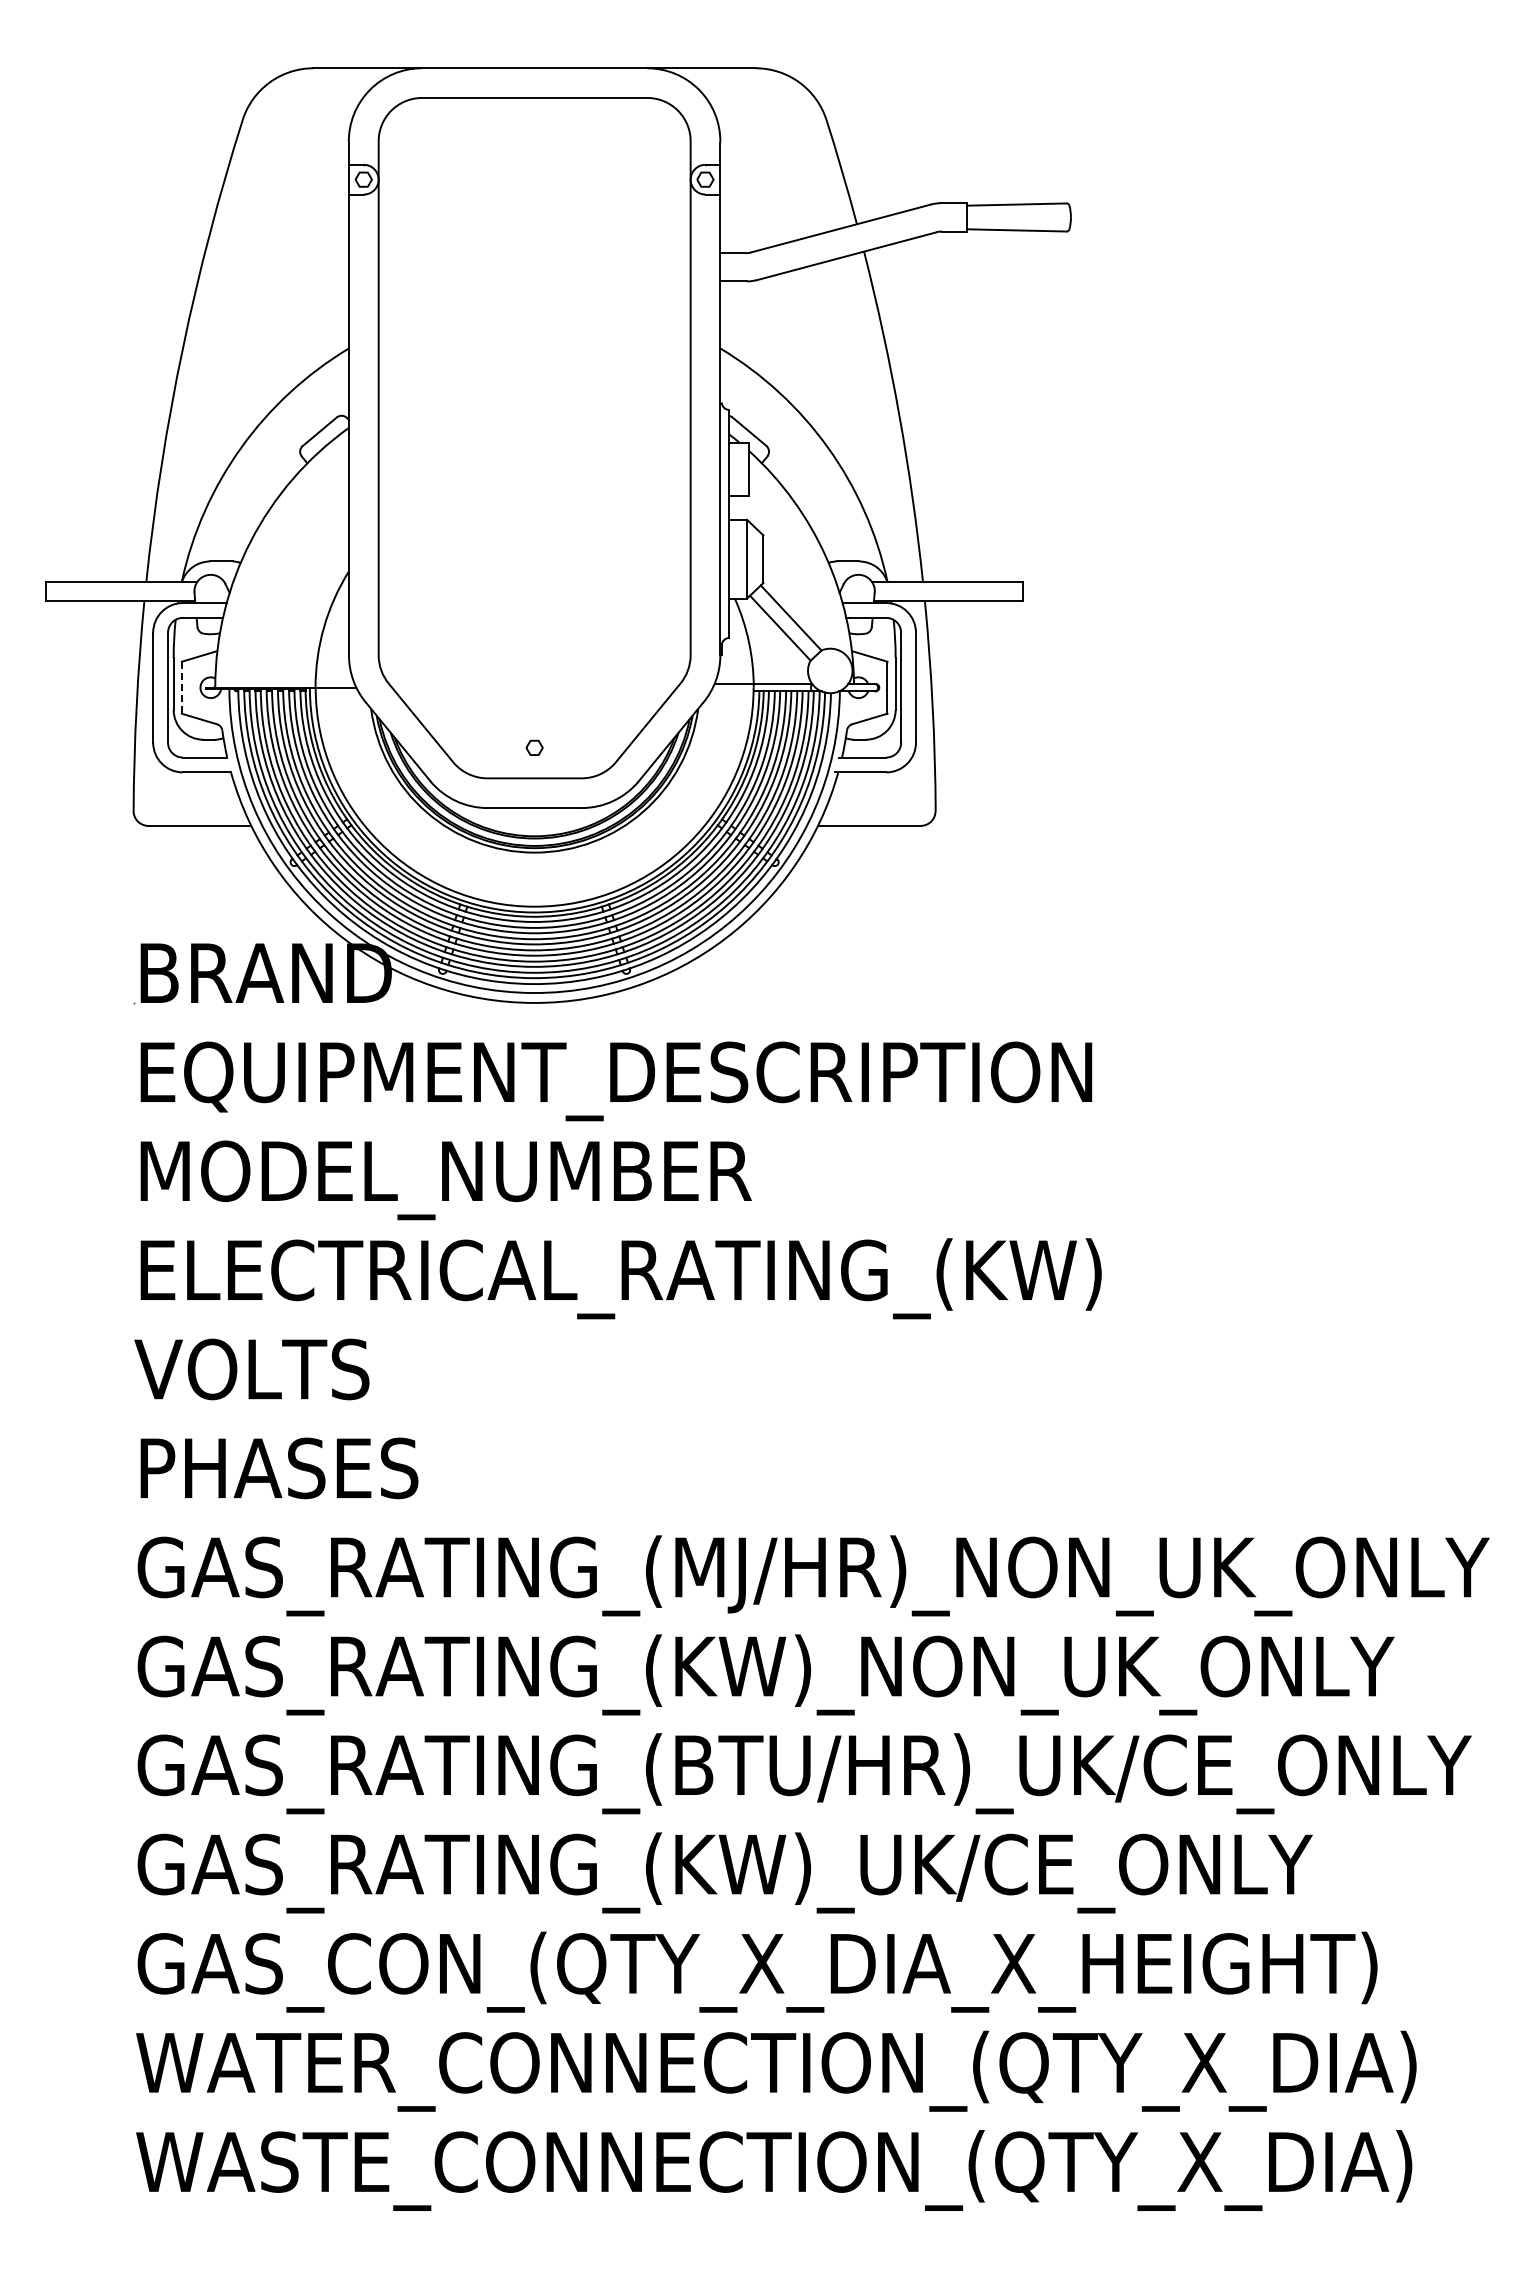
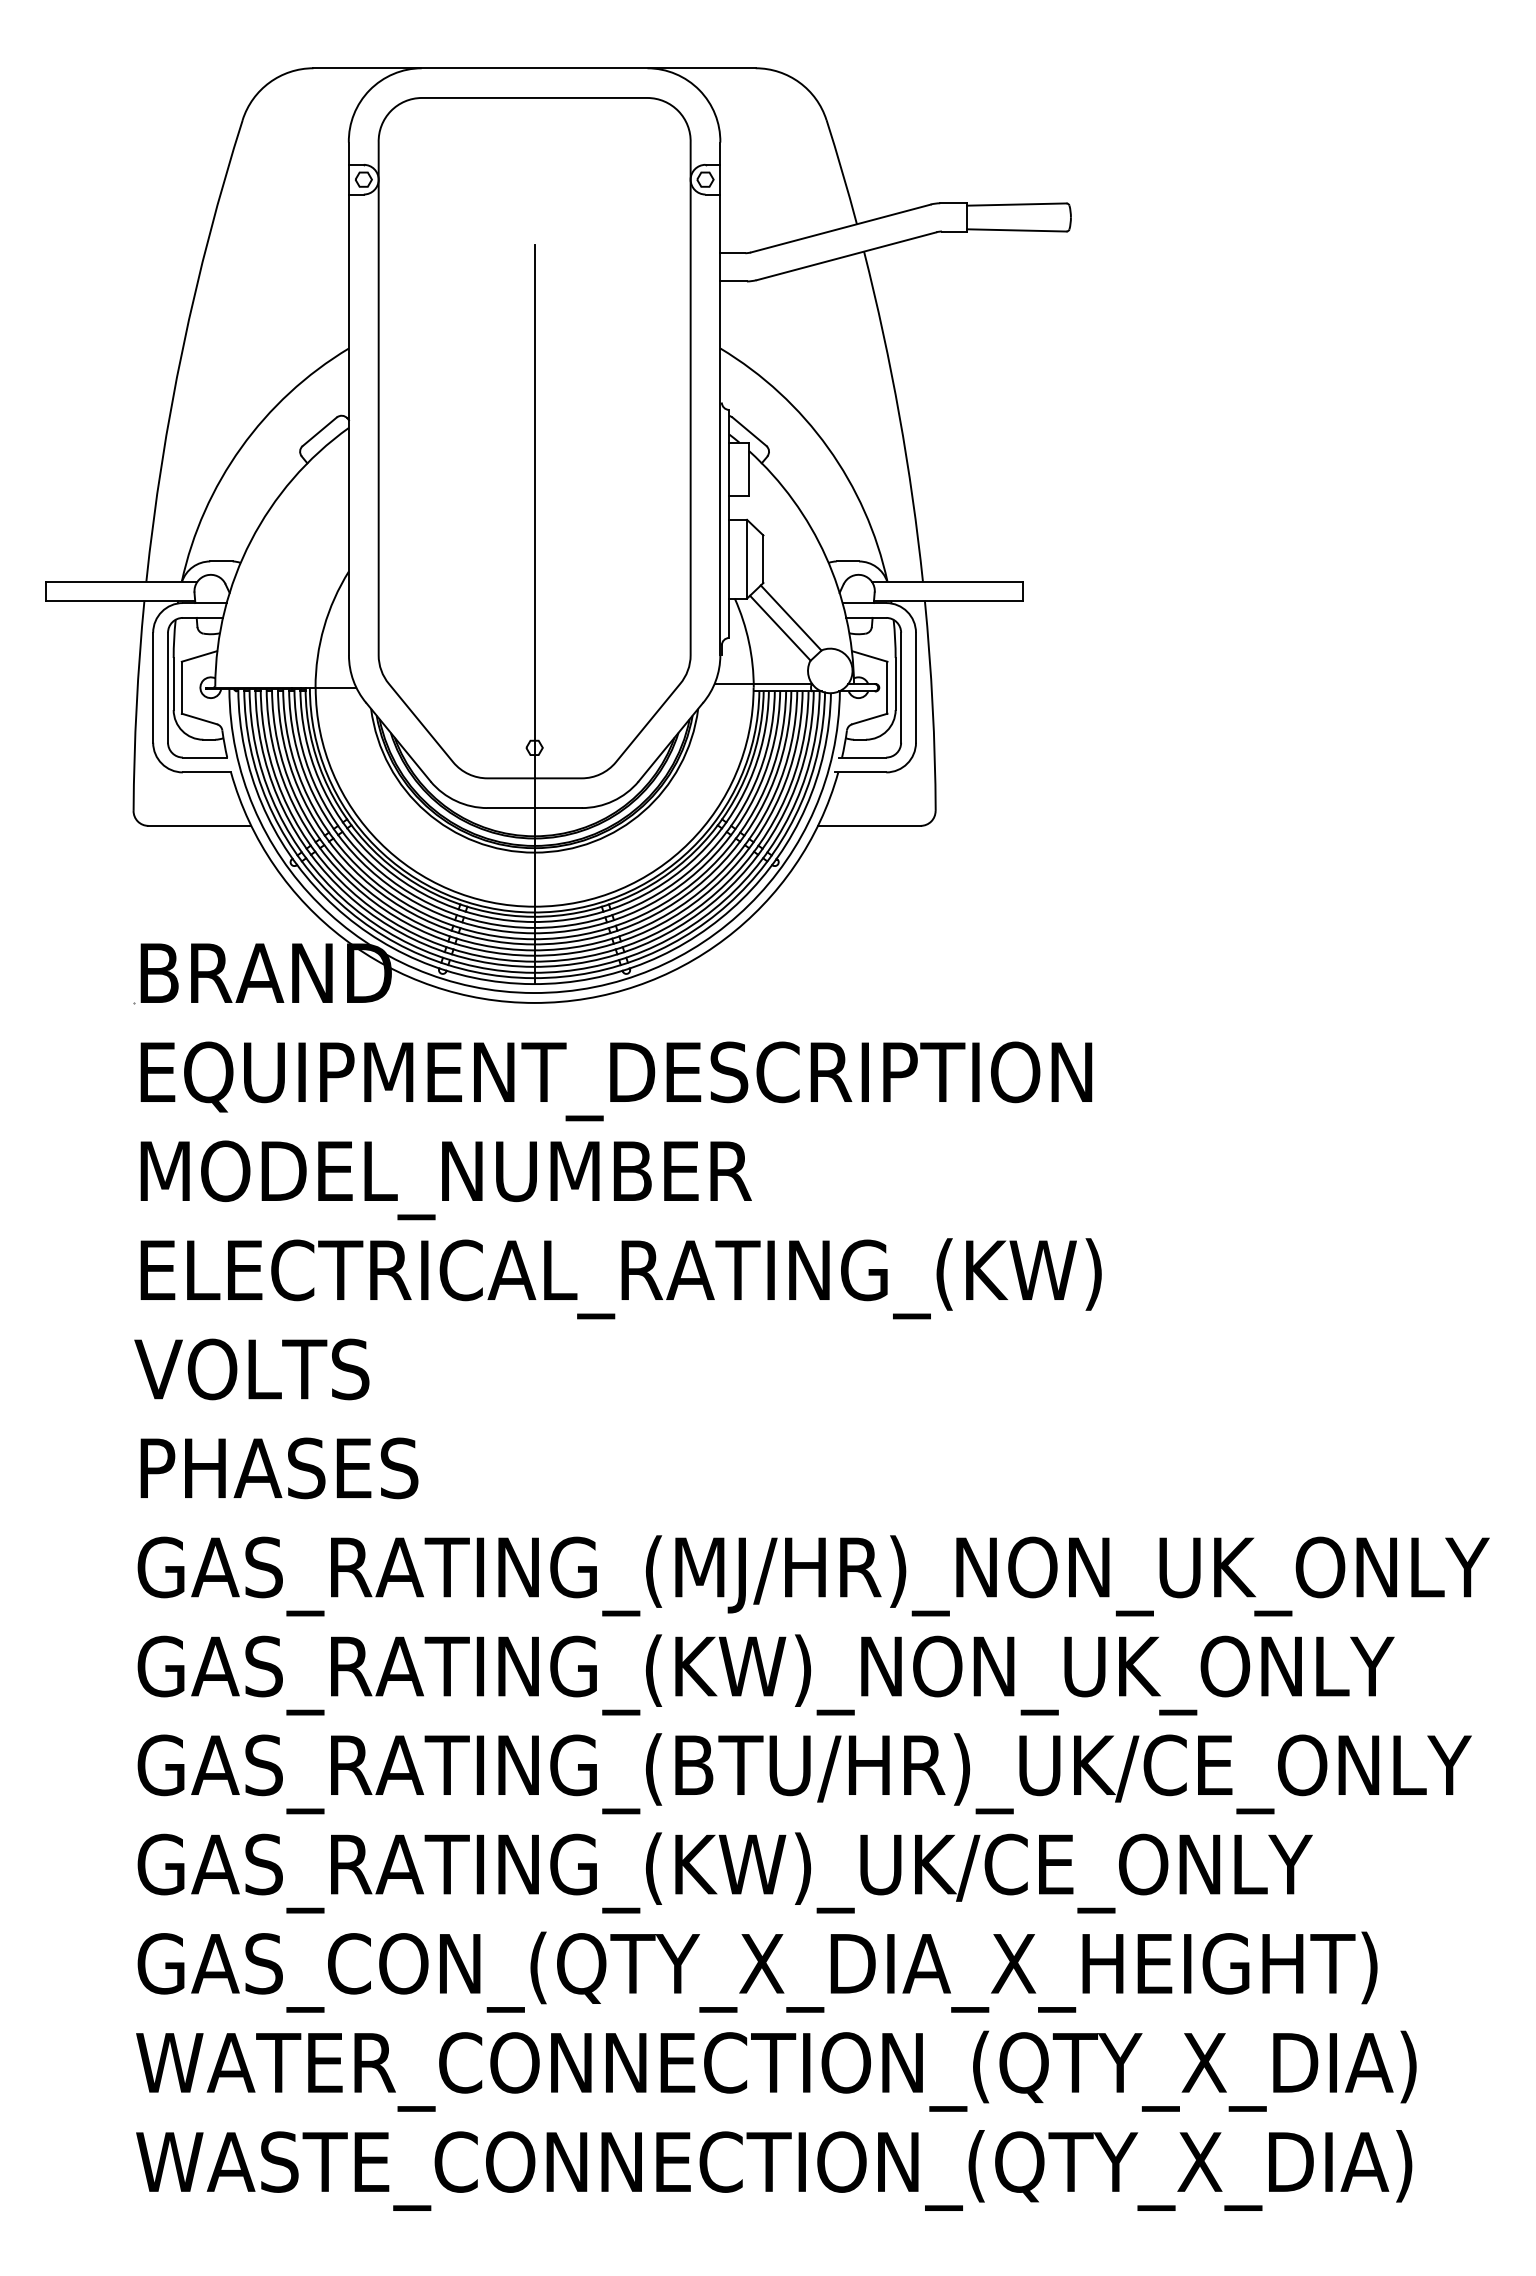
line: none -> present (534, 613)
line: dashed -> solid (181, 687)
